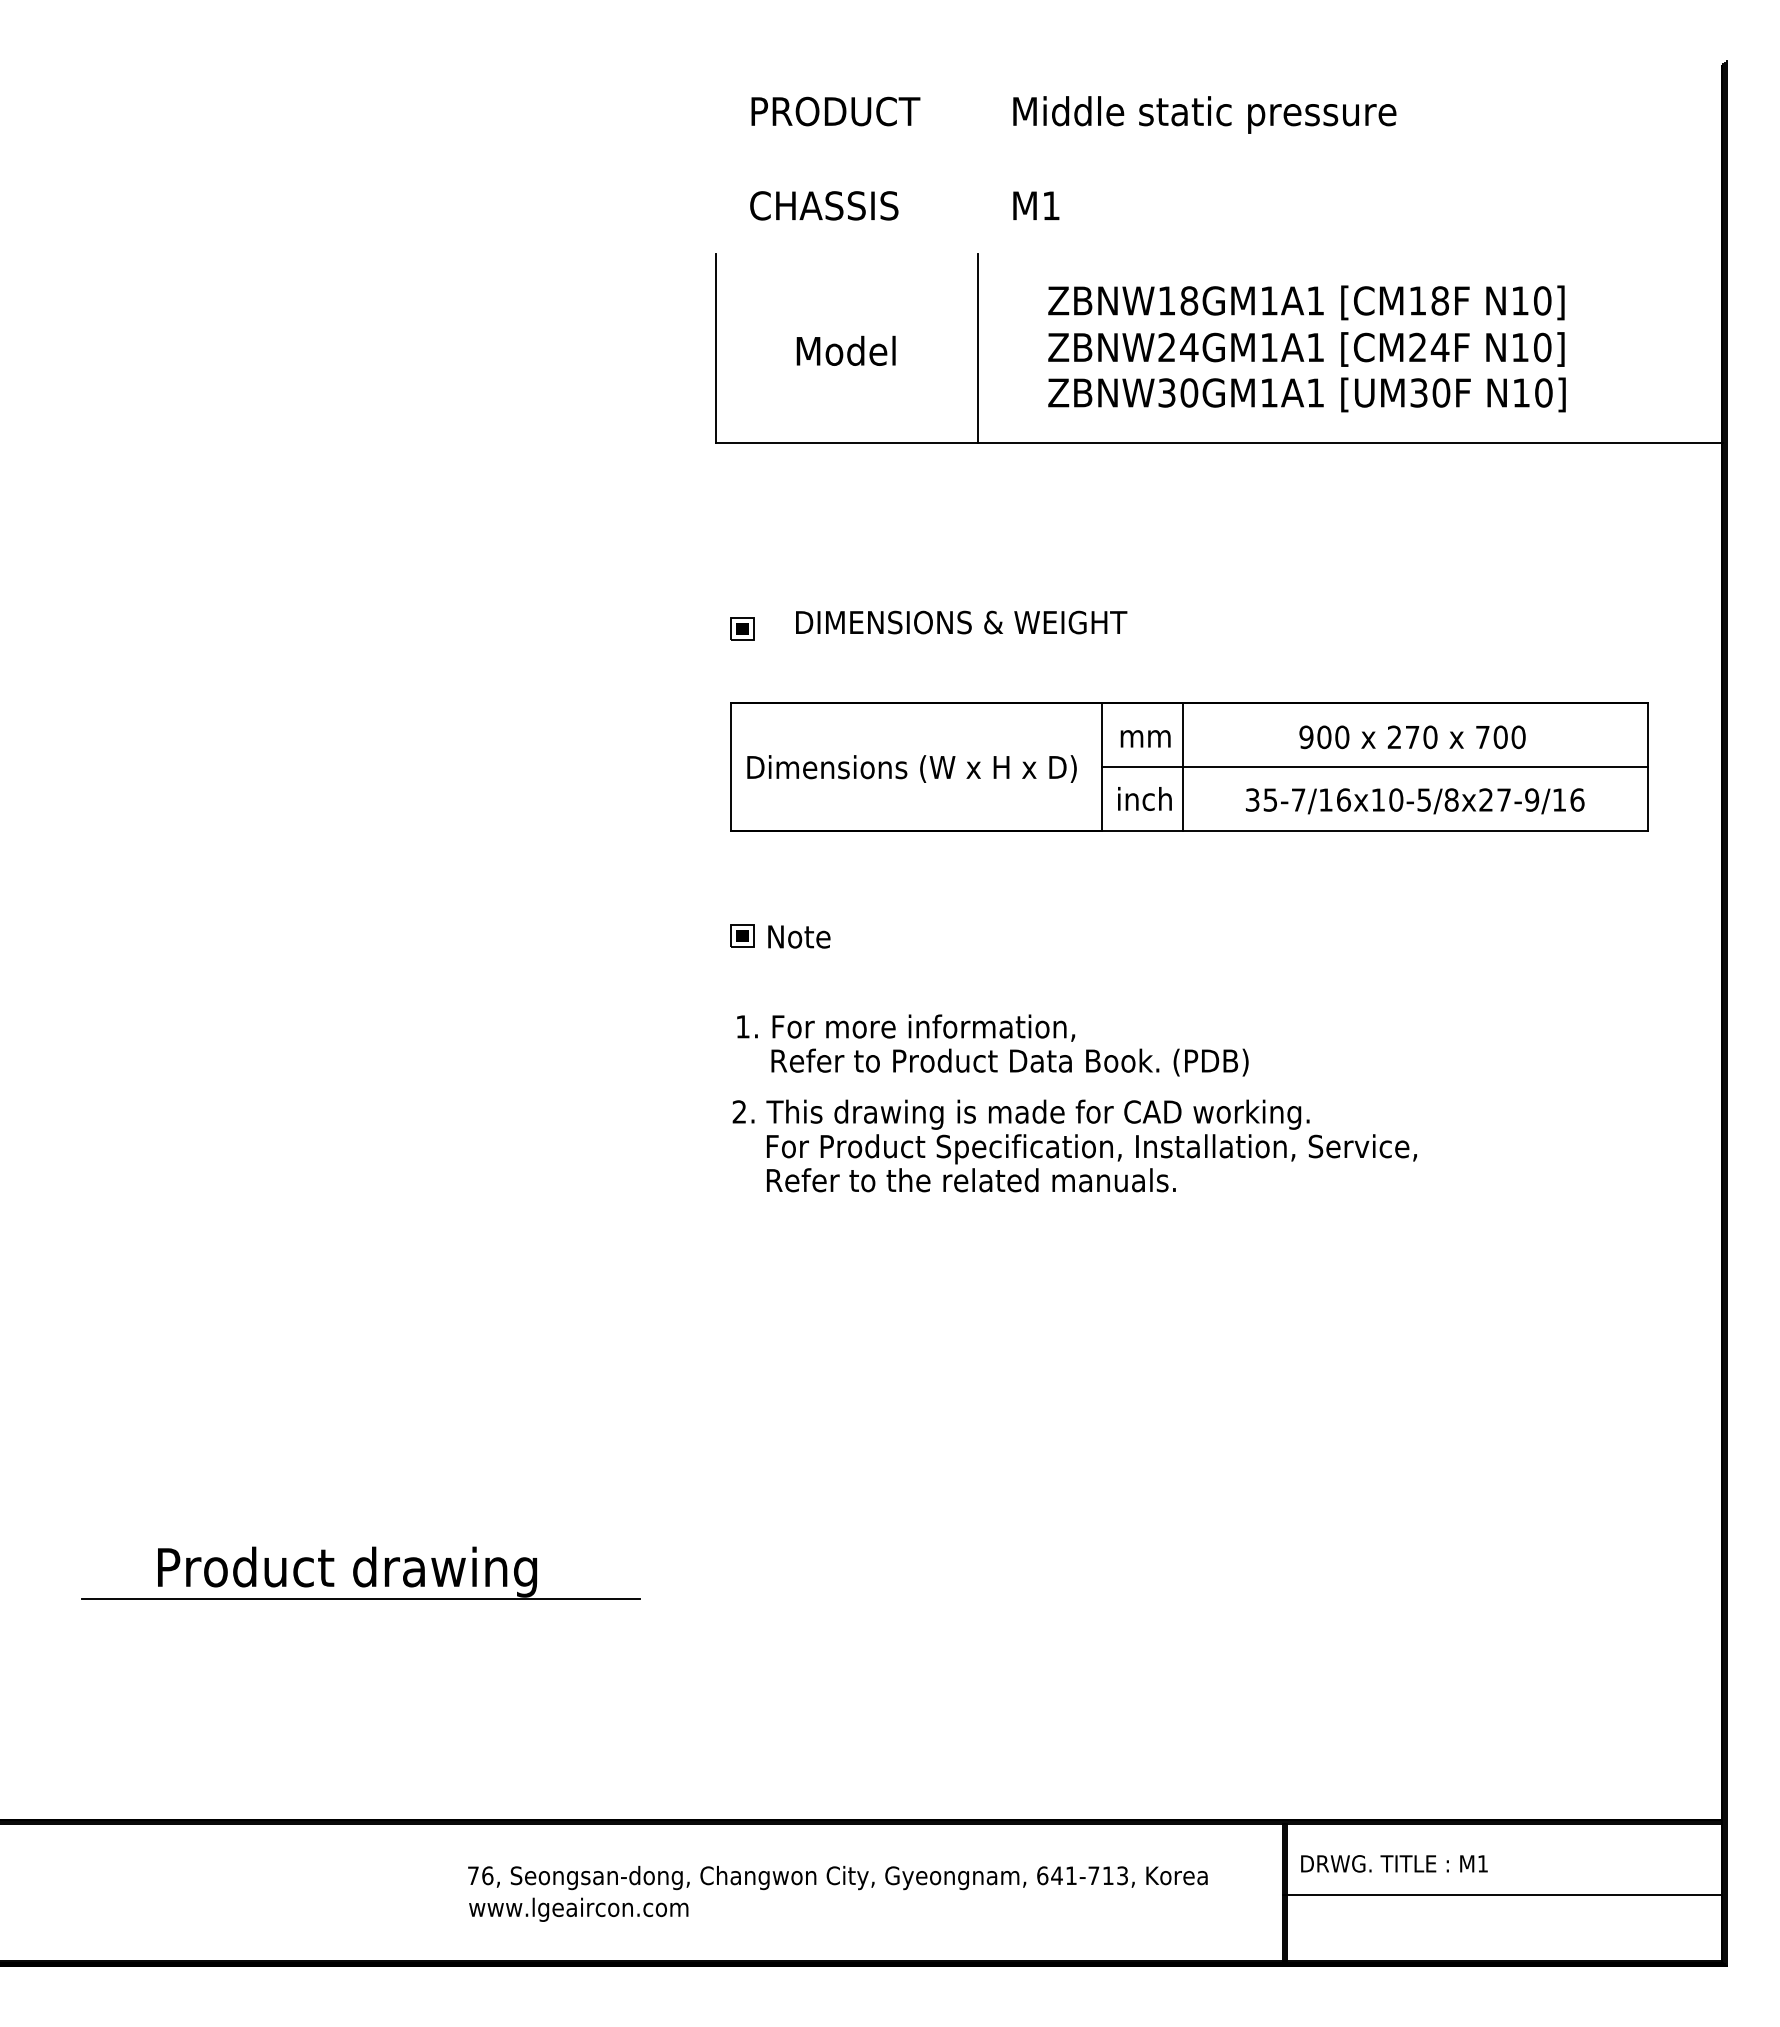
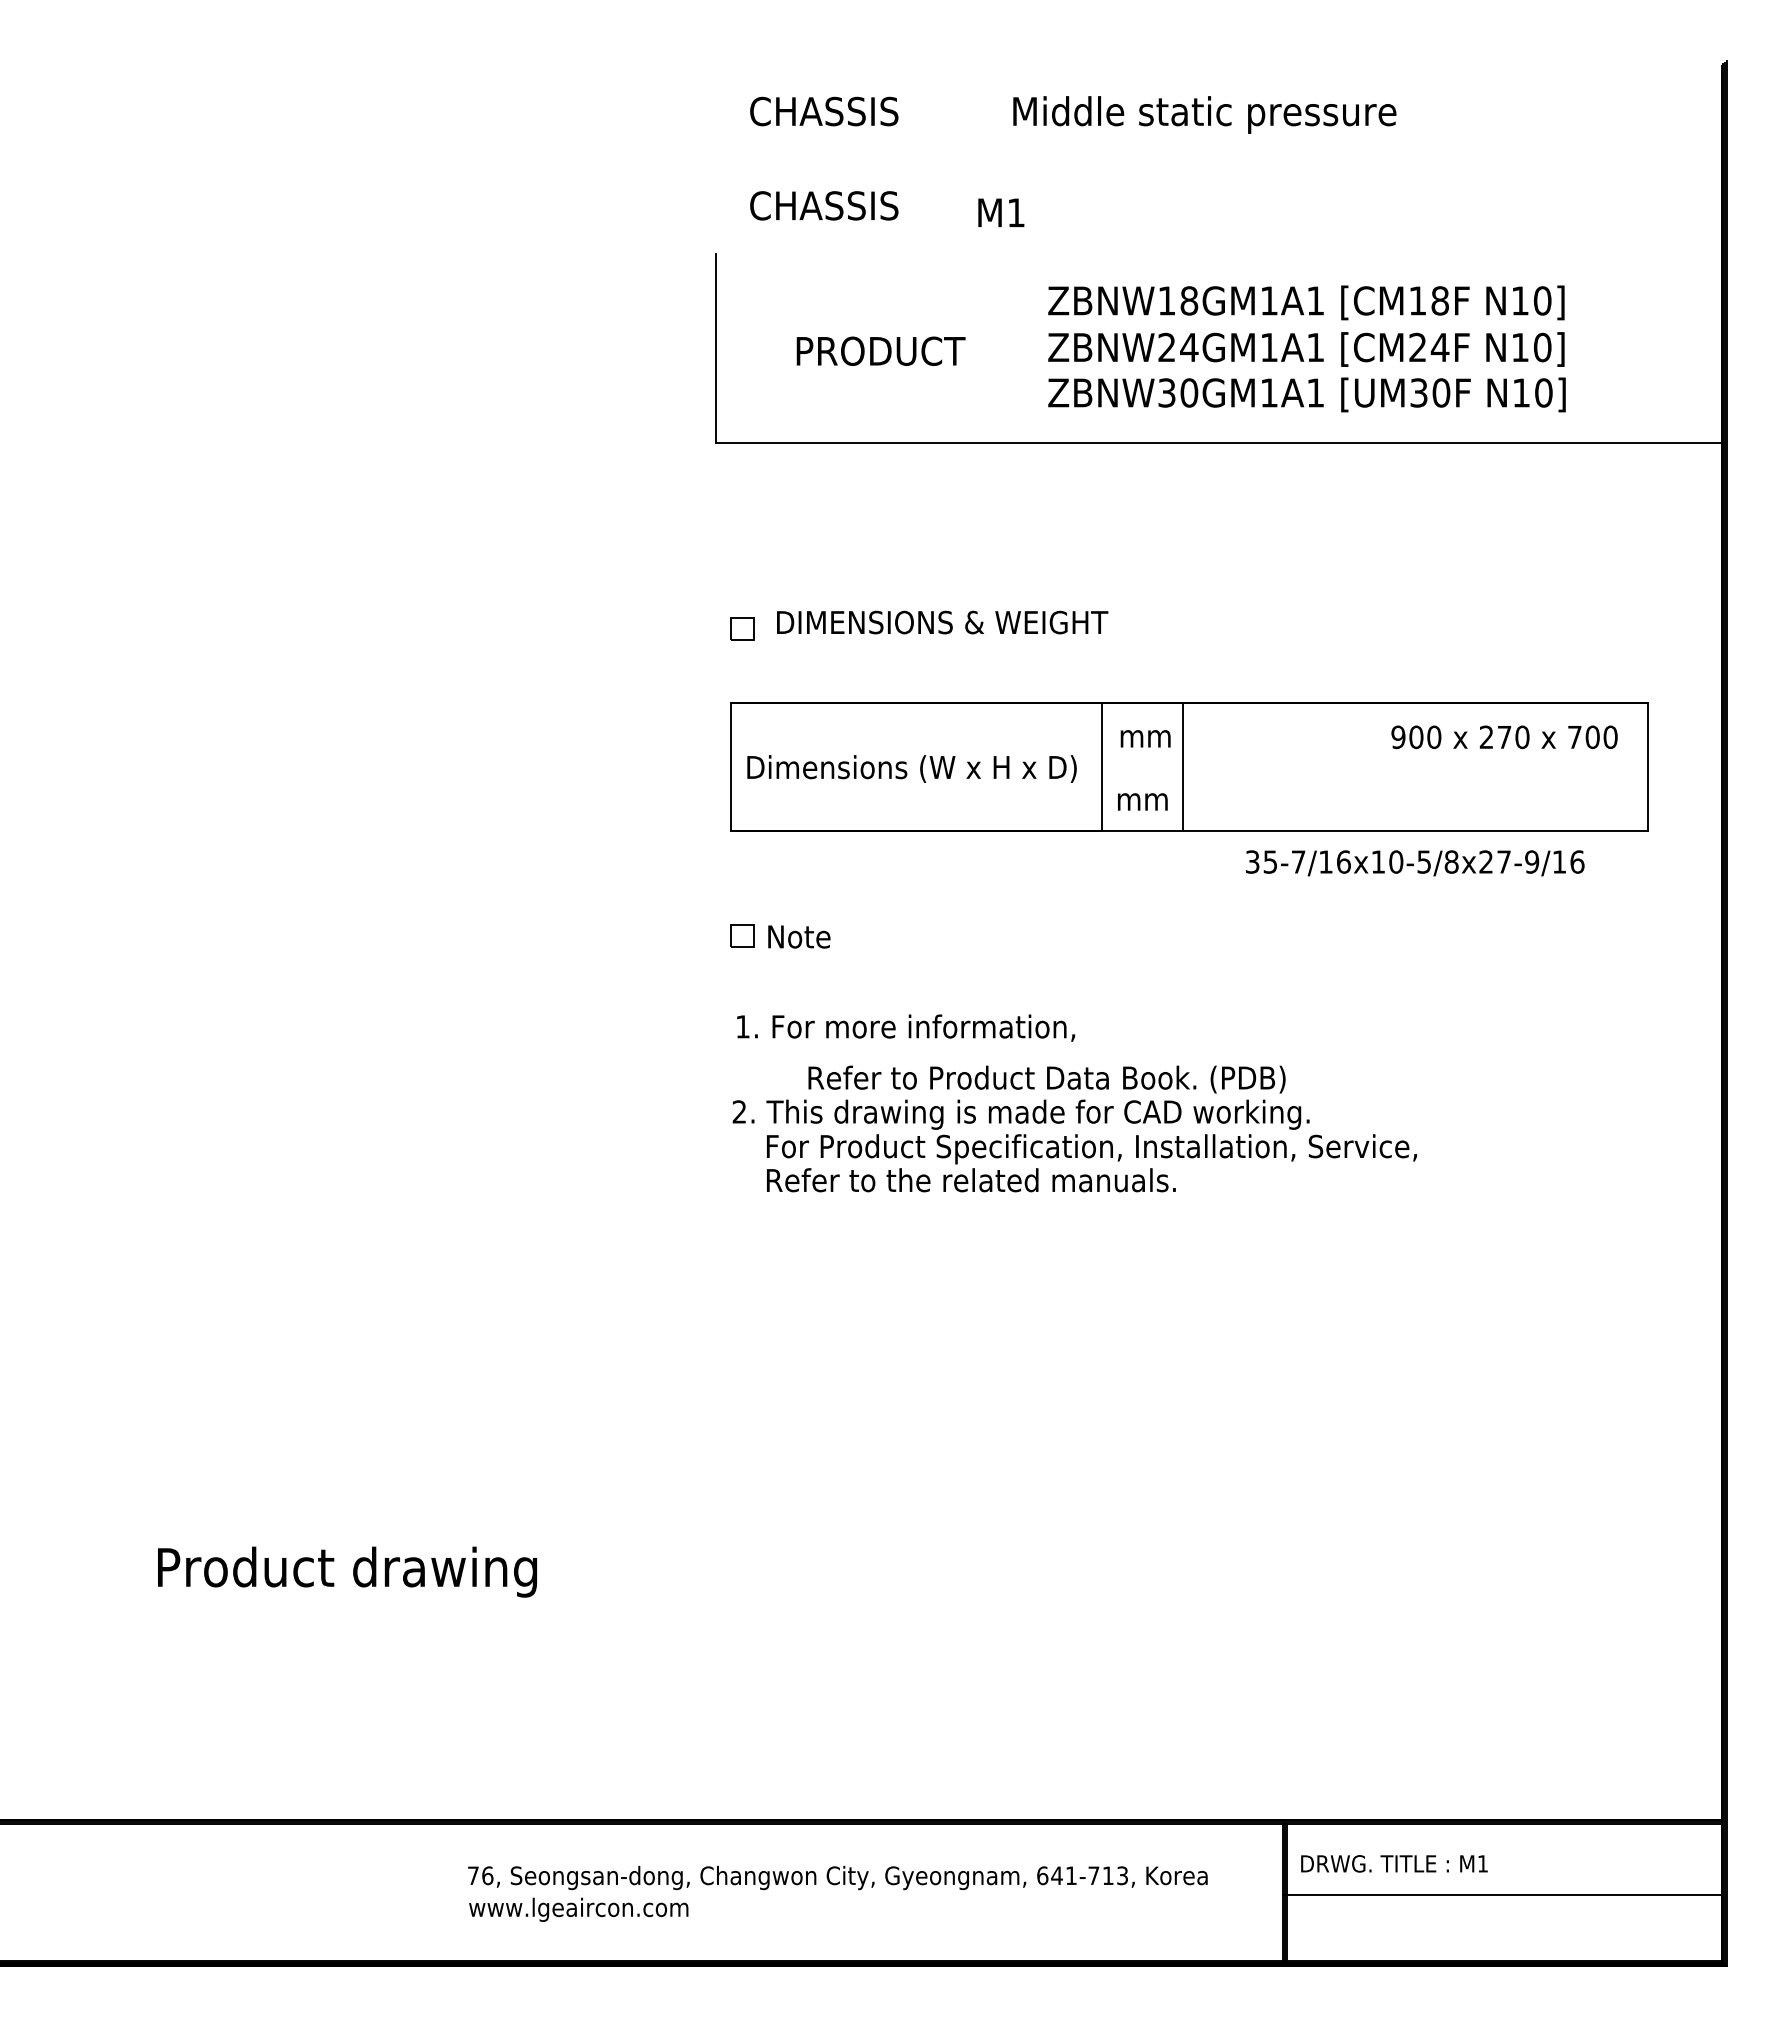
text: PRODUCT -> CHASSIS (835, 111)
text position: (1036, 205) -> (1001, 212) (1001, 212)
line: present -> none (977, 348)
text: Model -> PRODUCT (882, 350)
text position: (961, 622) -> (942, 622) (942, 622)
fill: present -> none (741, 628)
text position: (1412, 737) -> (1504, 737) (1504, 737)
line: present -> none (1374, 767)
text: inch -> mm (1144, 798)
text position: (1415, 801) -> (1415, 863) (1415, 863)
fill: present -> none (741, 936)
text position: (1009, 1062) -> (1046, 1079) (1046, 1079)
line: present -> none (360, 1598)
